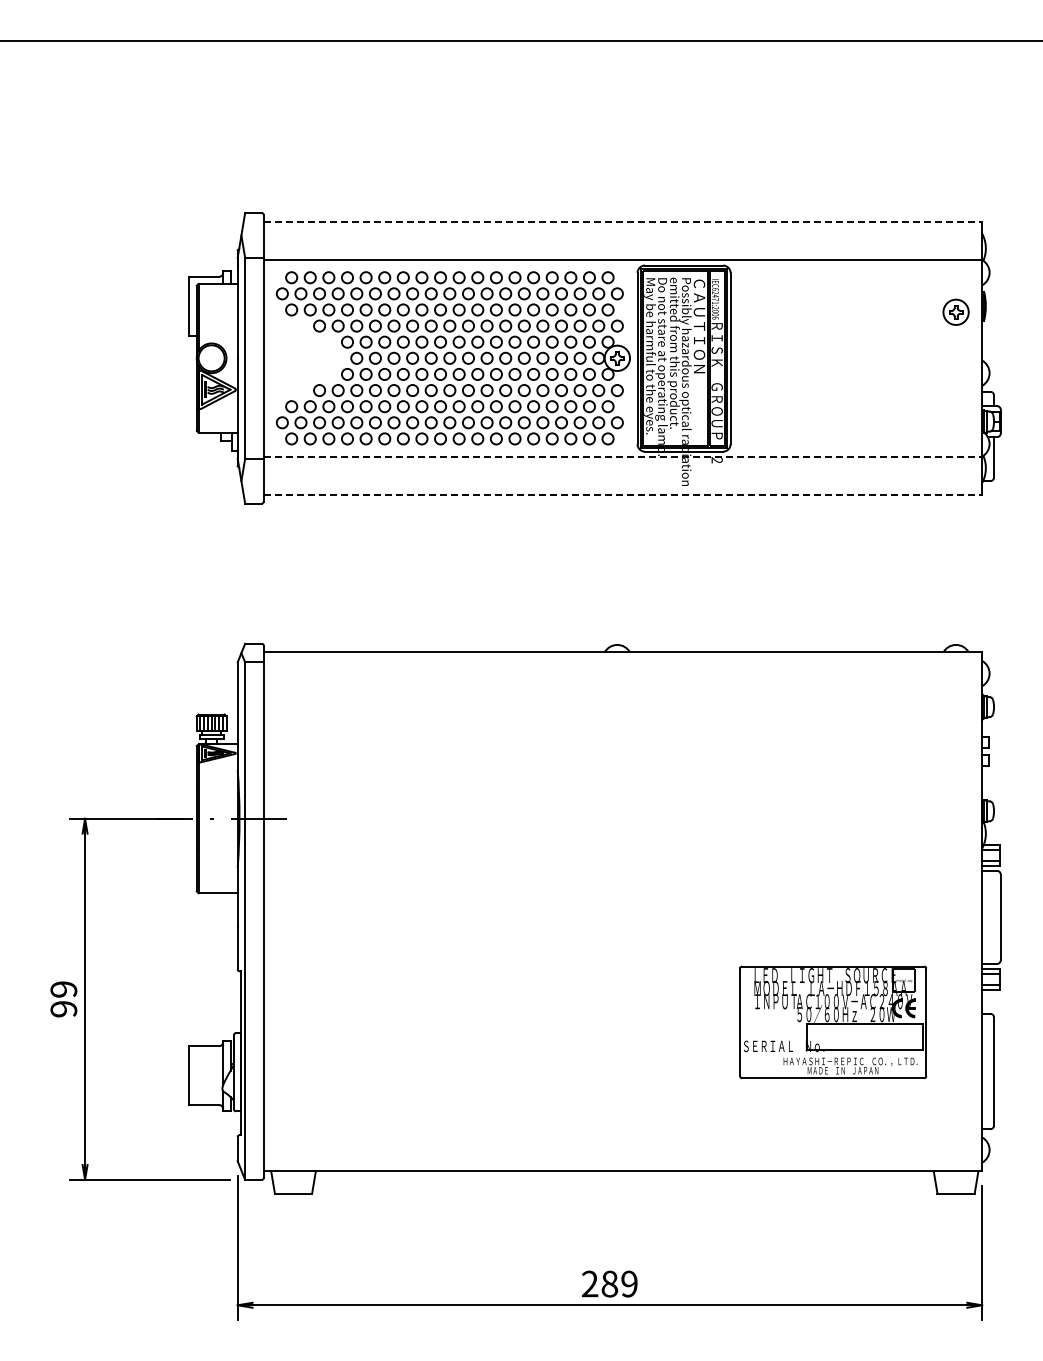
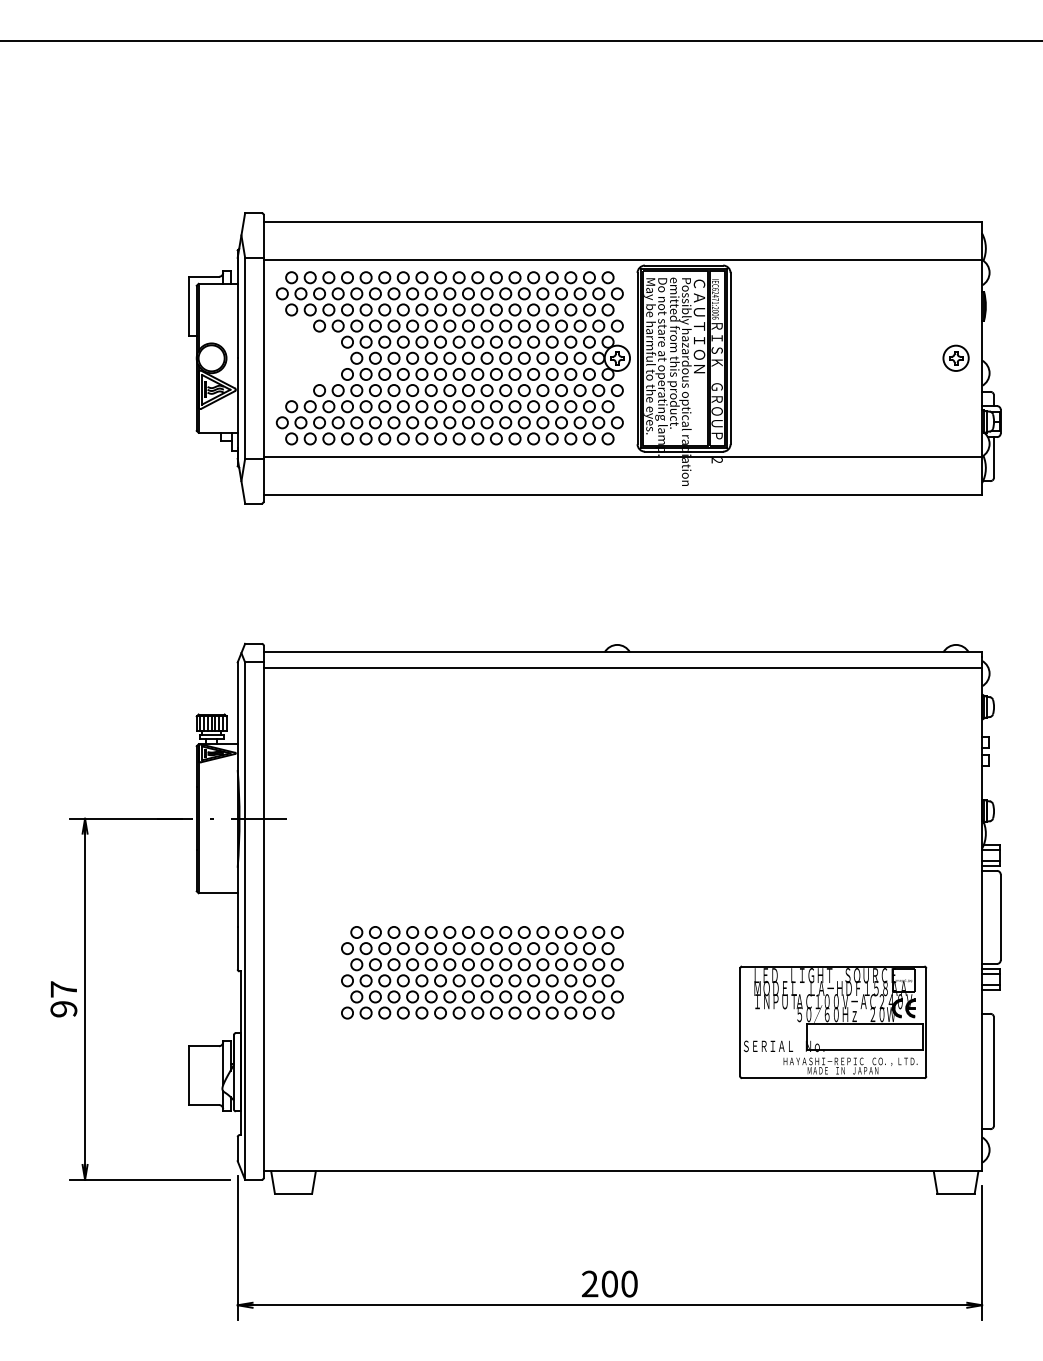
line: dashed -> solid (623, 221)
part position: (955, 311) -> (955, 357) (955, 357)
line: dashed -> solid (623, 456)
line: dashed -> solid (623, 494)
line: none -> present (622, 668)
part: none -> present (482, 972)
text: 99 -> 97 (63, 989)
text: 289 -> 200 (619, 1283)
